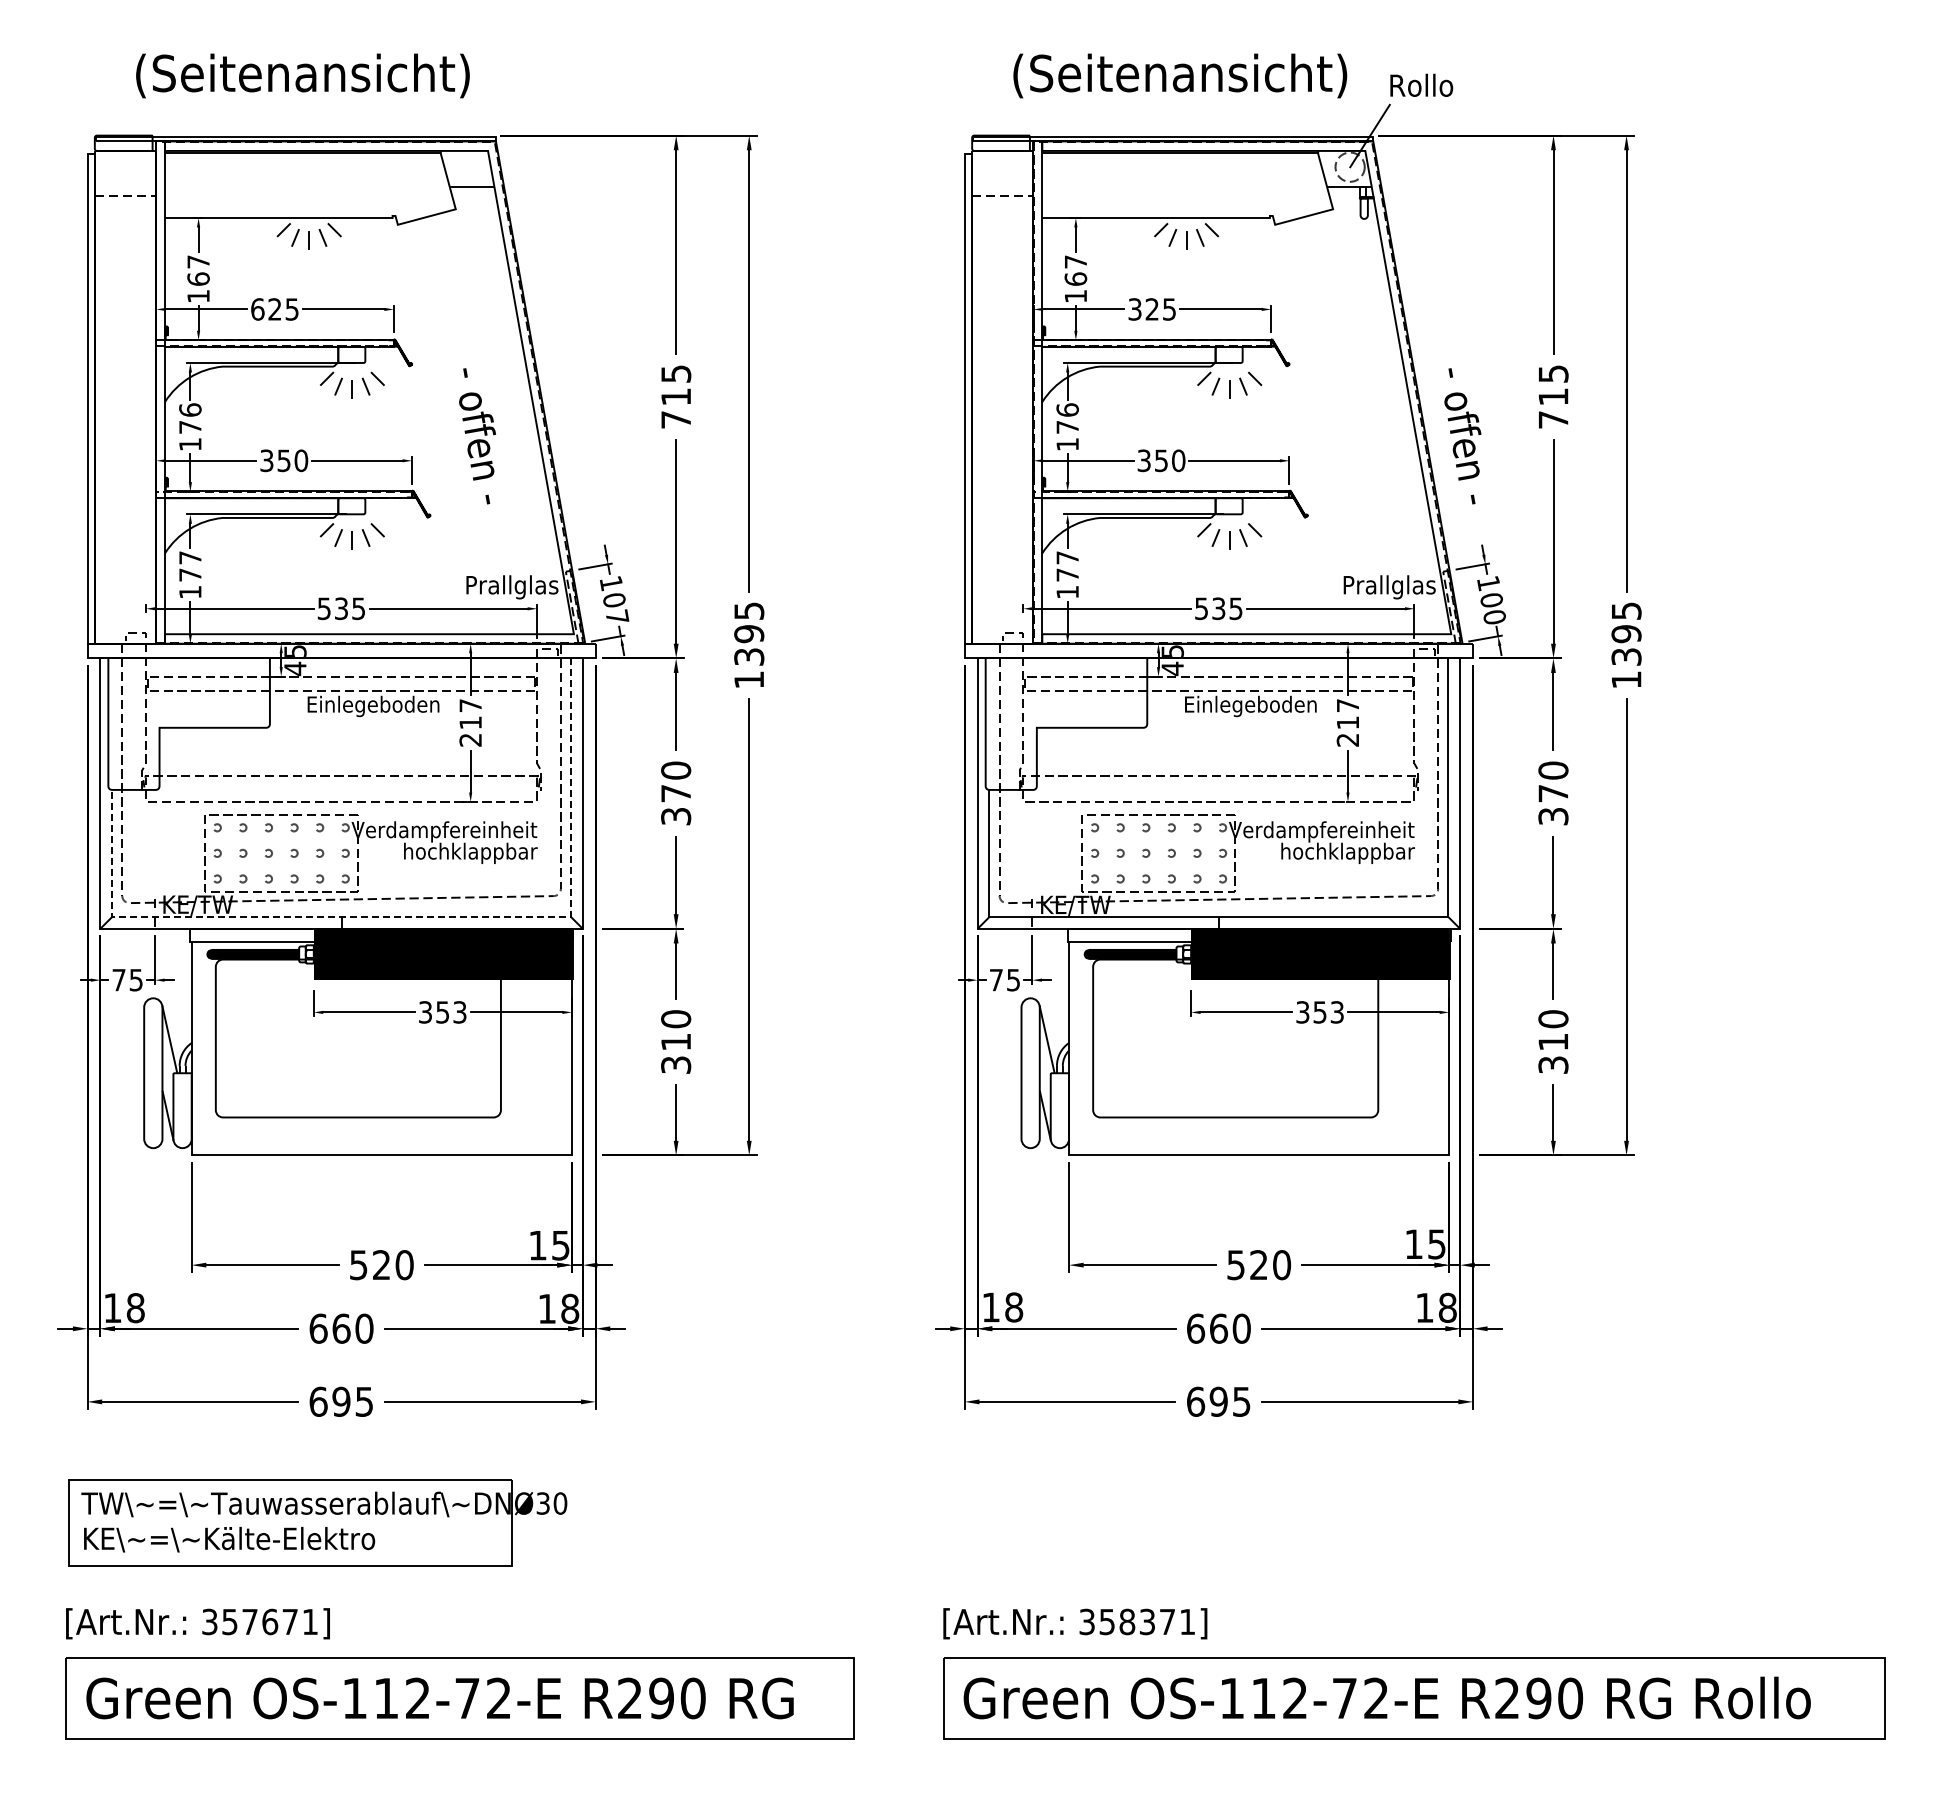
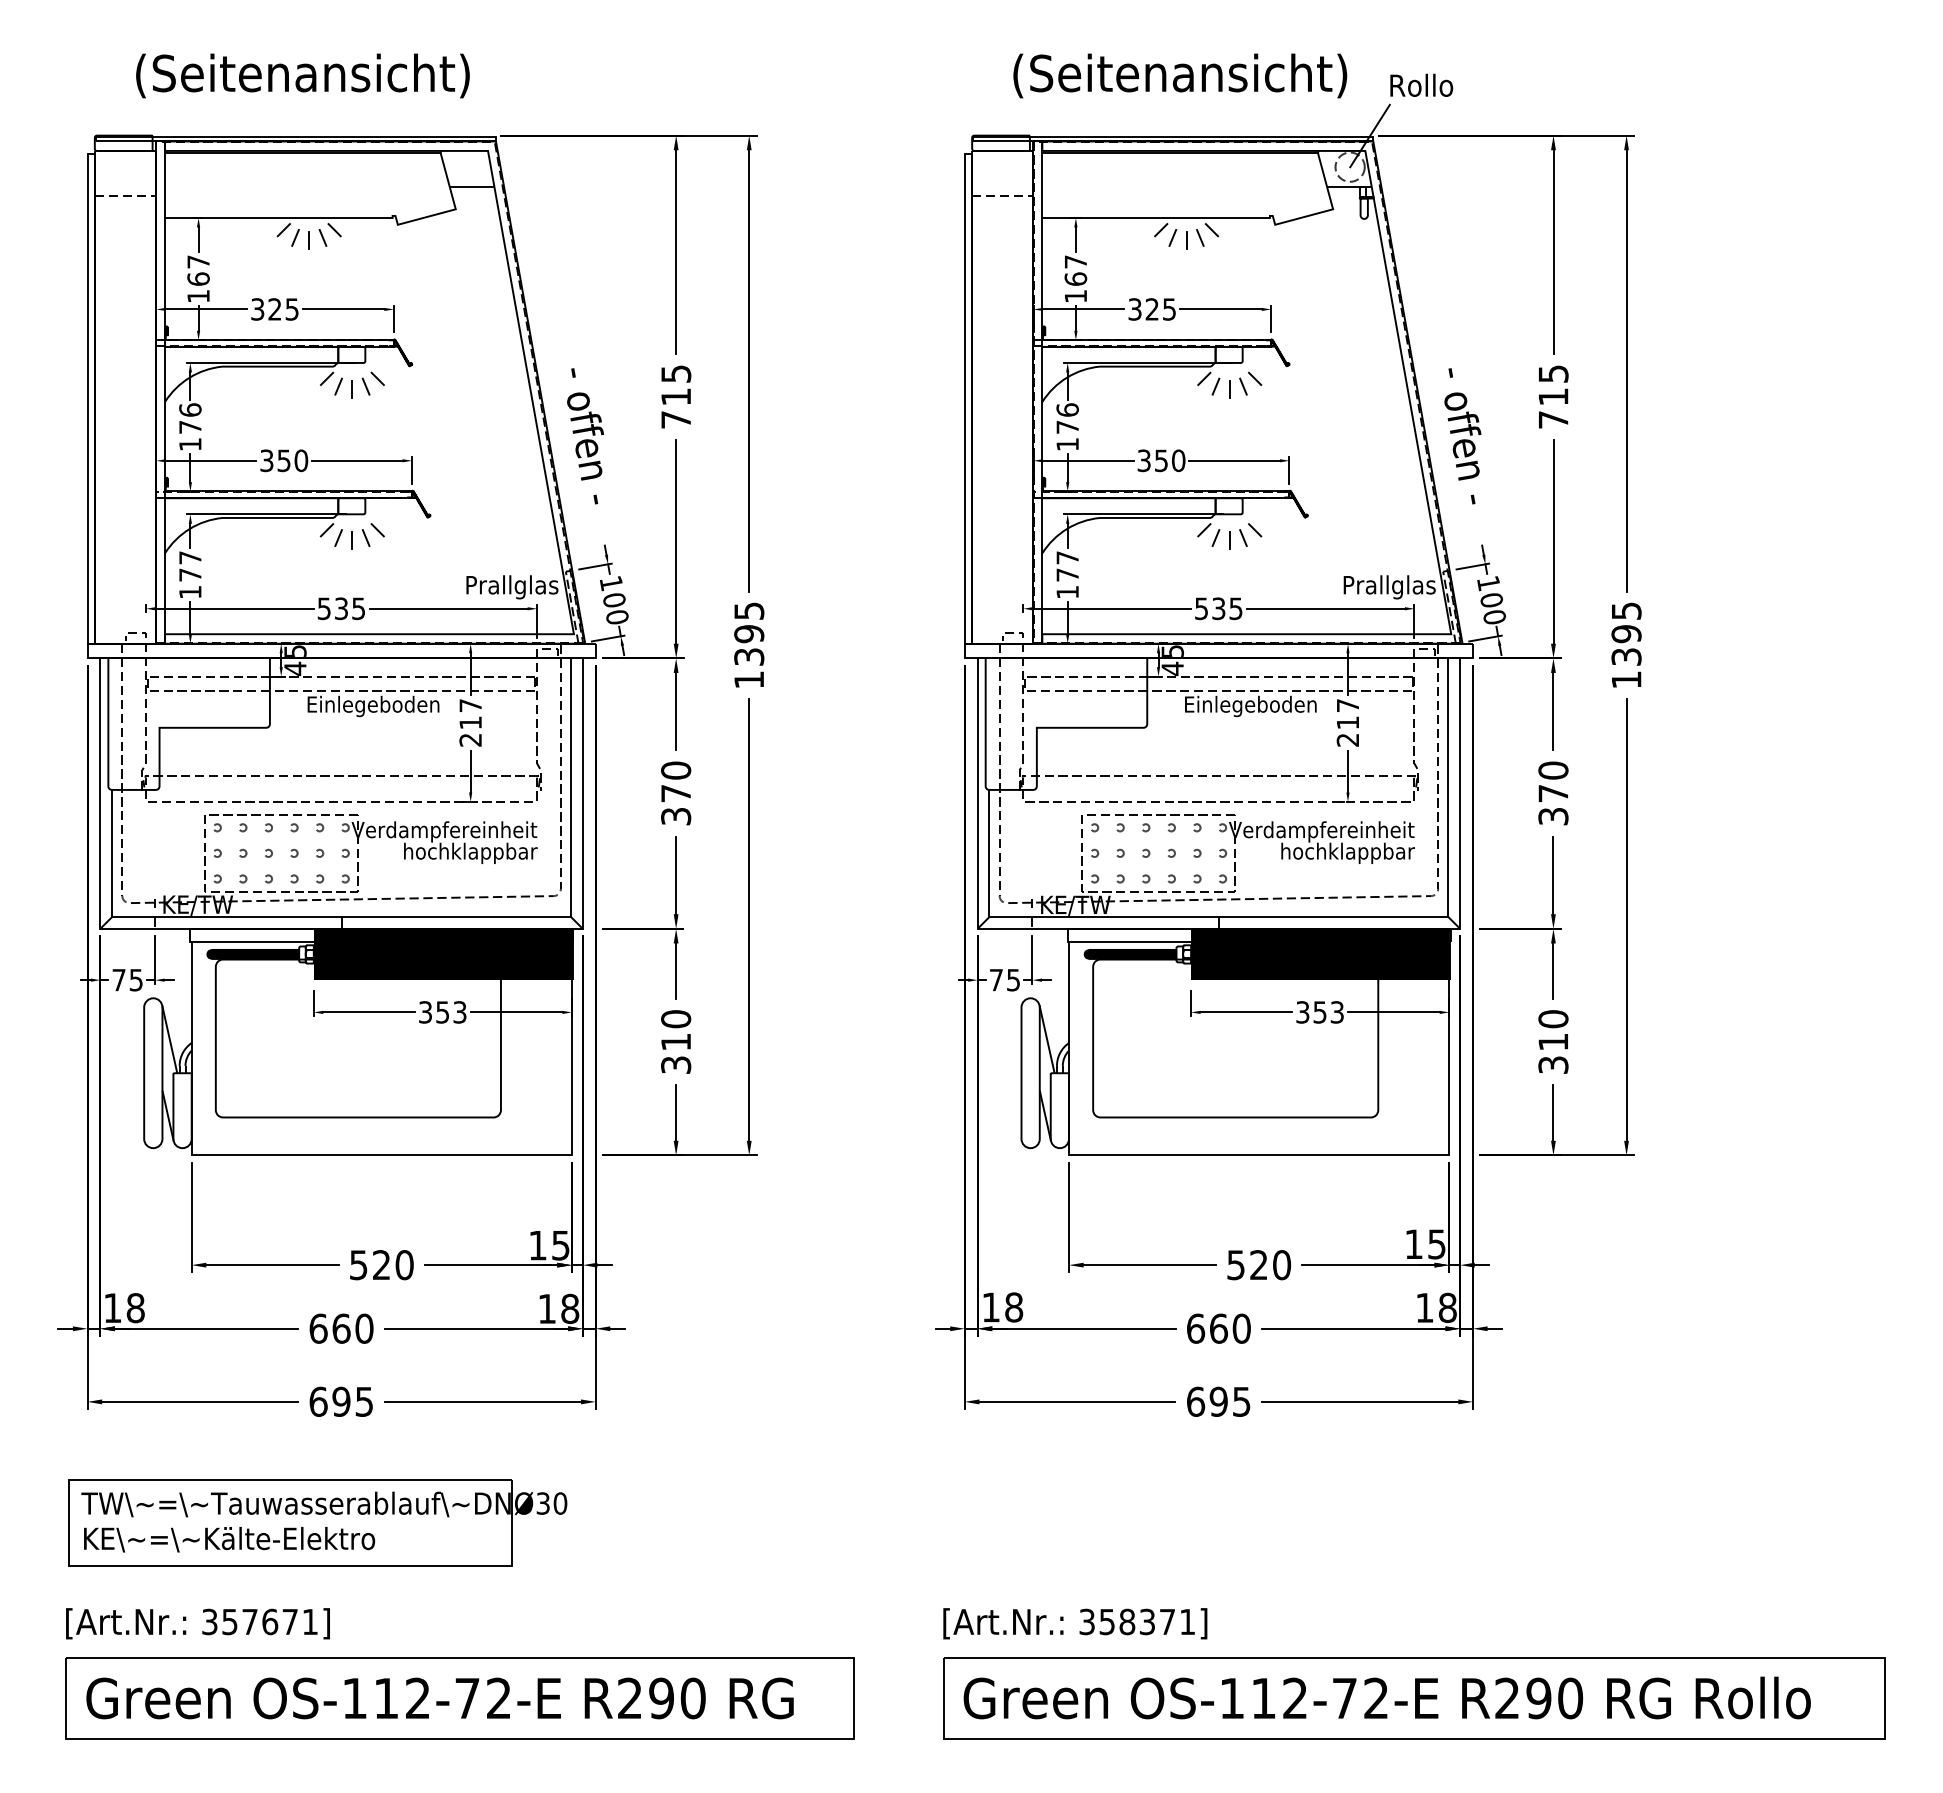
text: 625 -> 325 (257, 309)
text position: (477, 436) -> (585, 436) (585, 436)
text: 107 -> 100 (617, 616)
line: dashed -> solid (406, 917)
